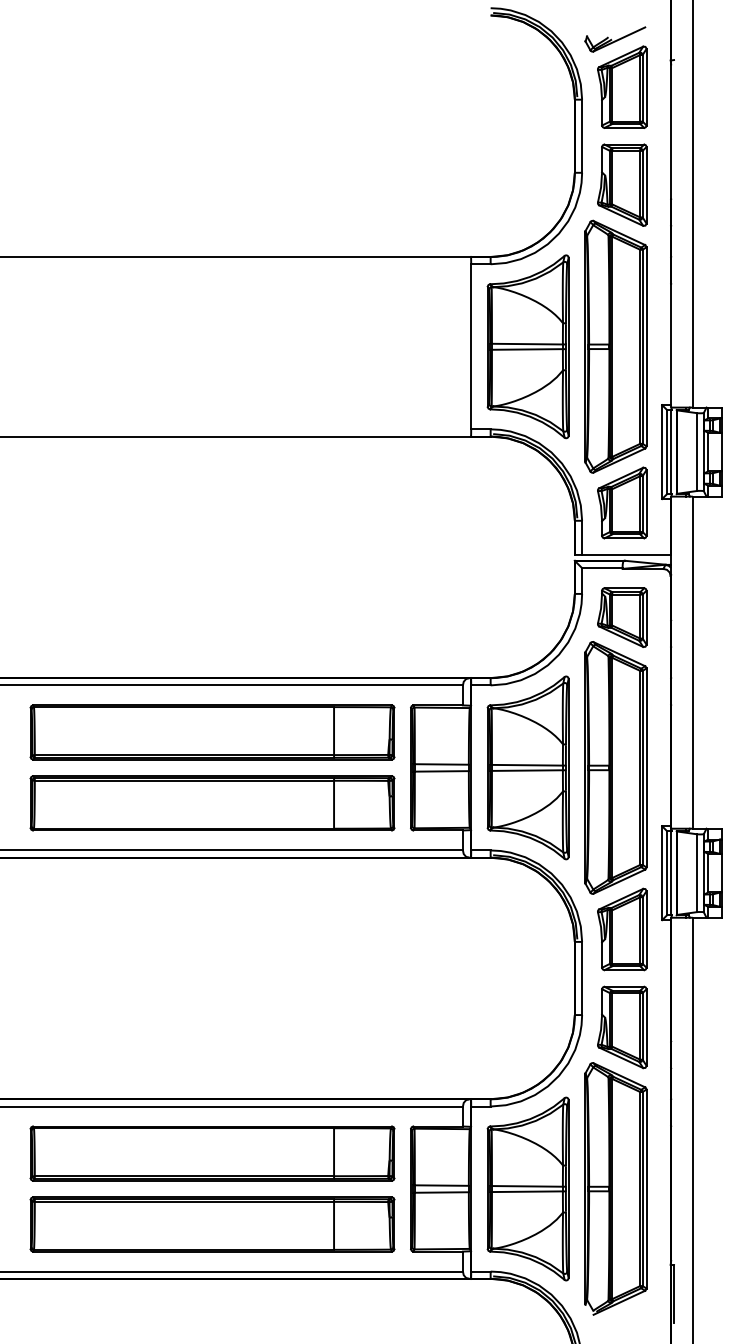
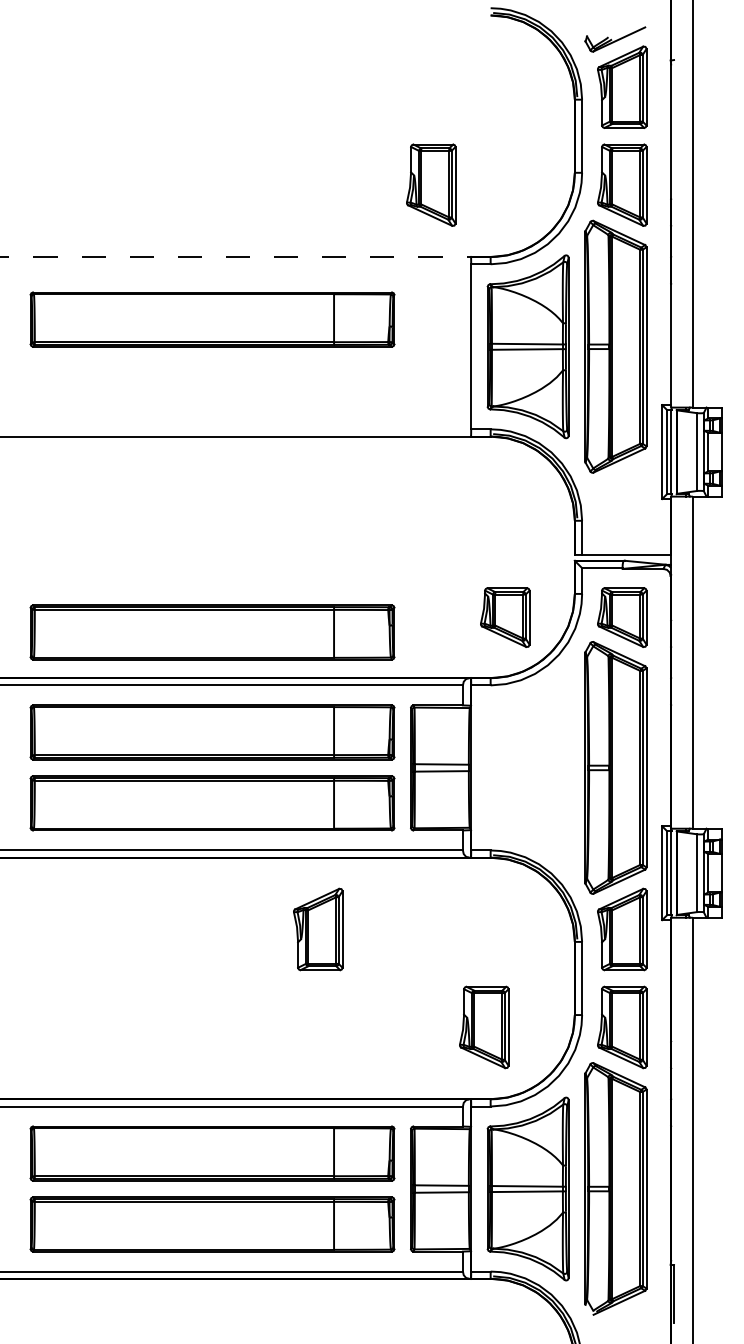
part: none -> present (431, 184)
line: solid -> dashed (245, 256)
part: none -> present (212, 319)
part: present -> none (622, 502)
part: none -> present (505, 617)
part: none -> present (212, 632)
part: present -> none (527, 767)
part: none -> present (318, 929)
part: none -> present (484, 1027)
